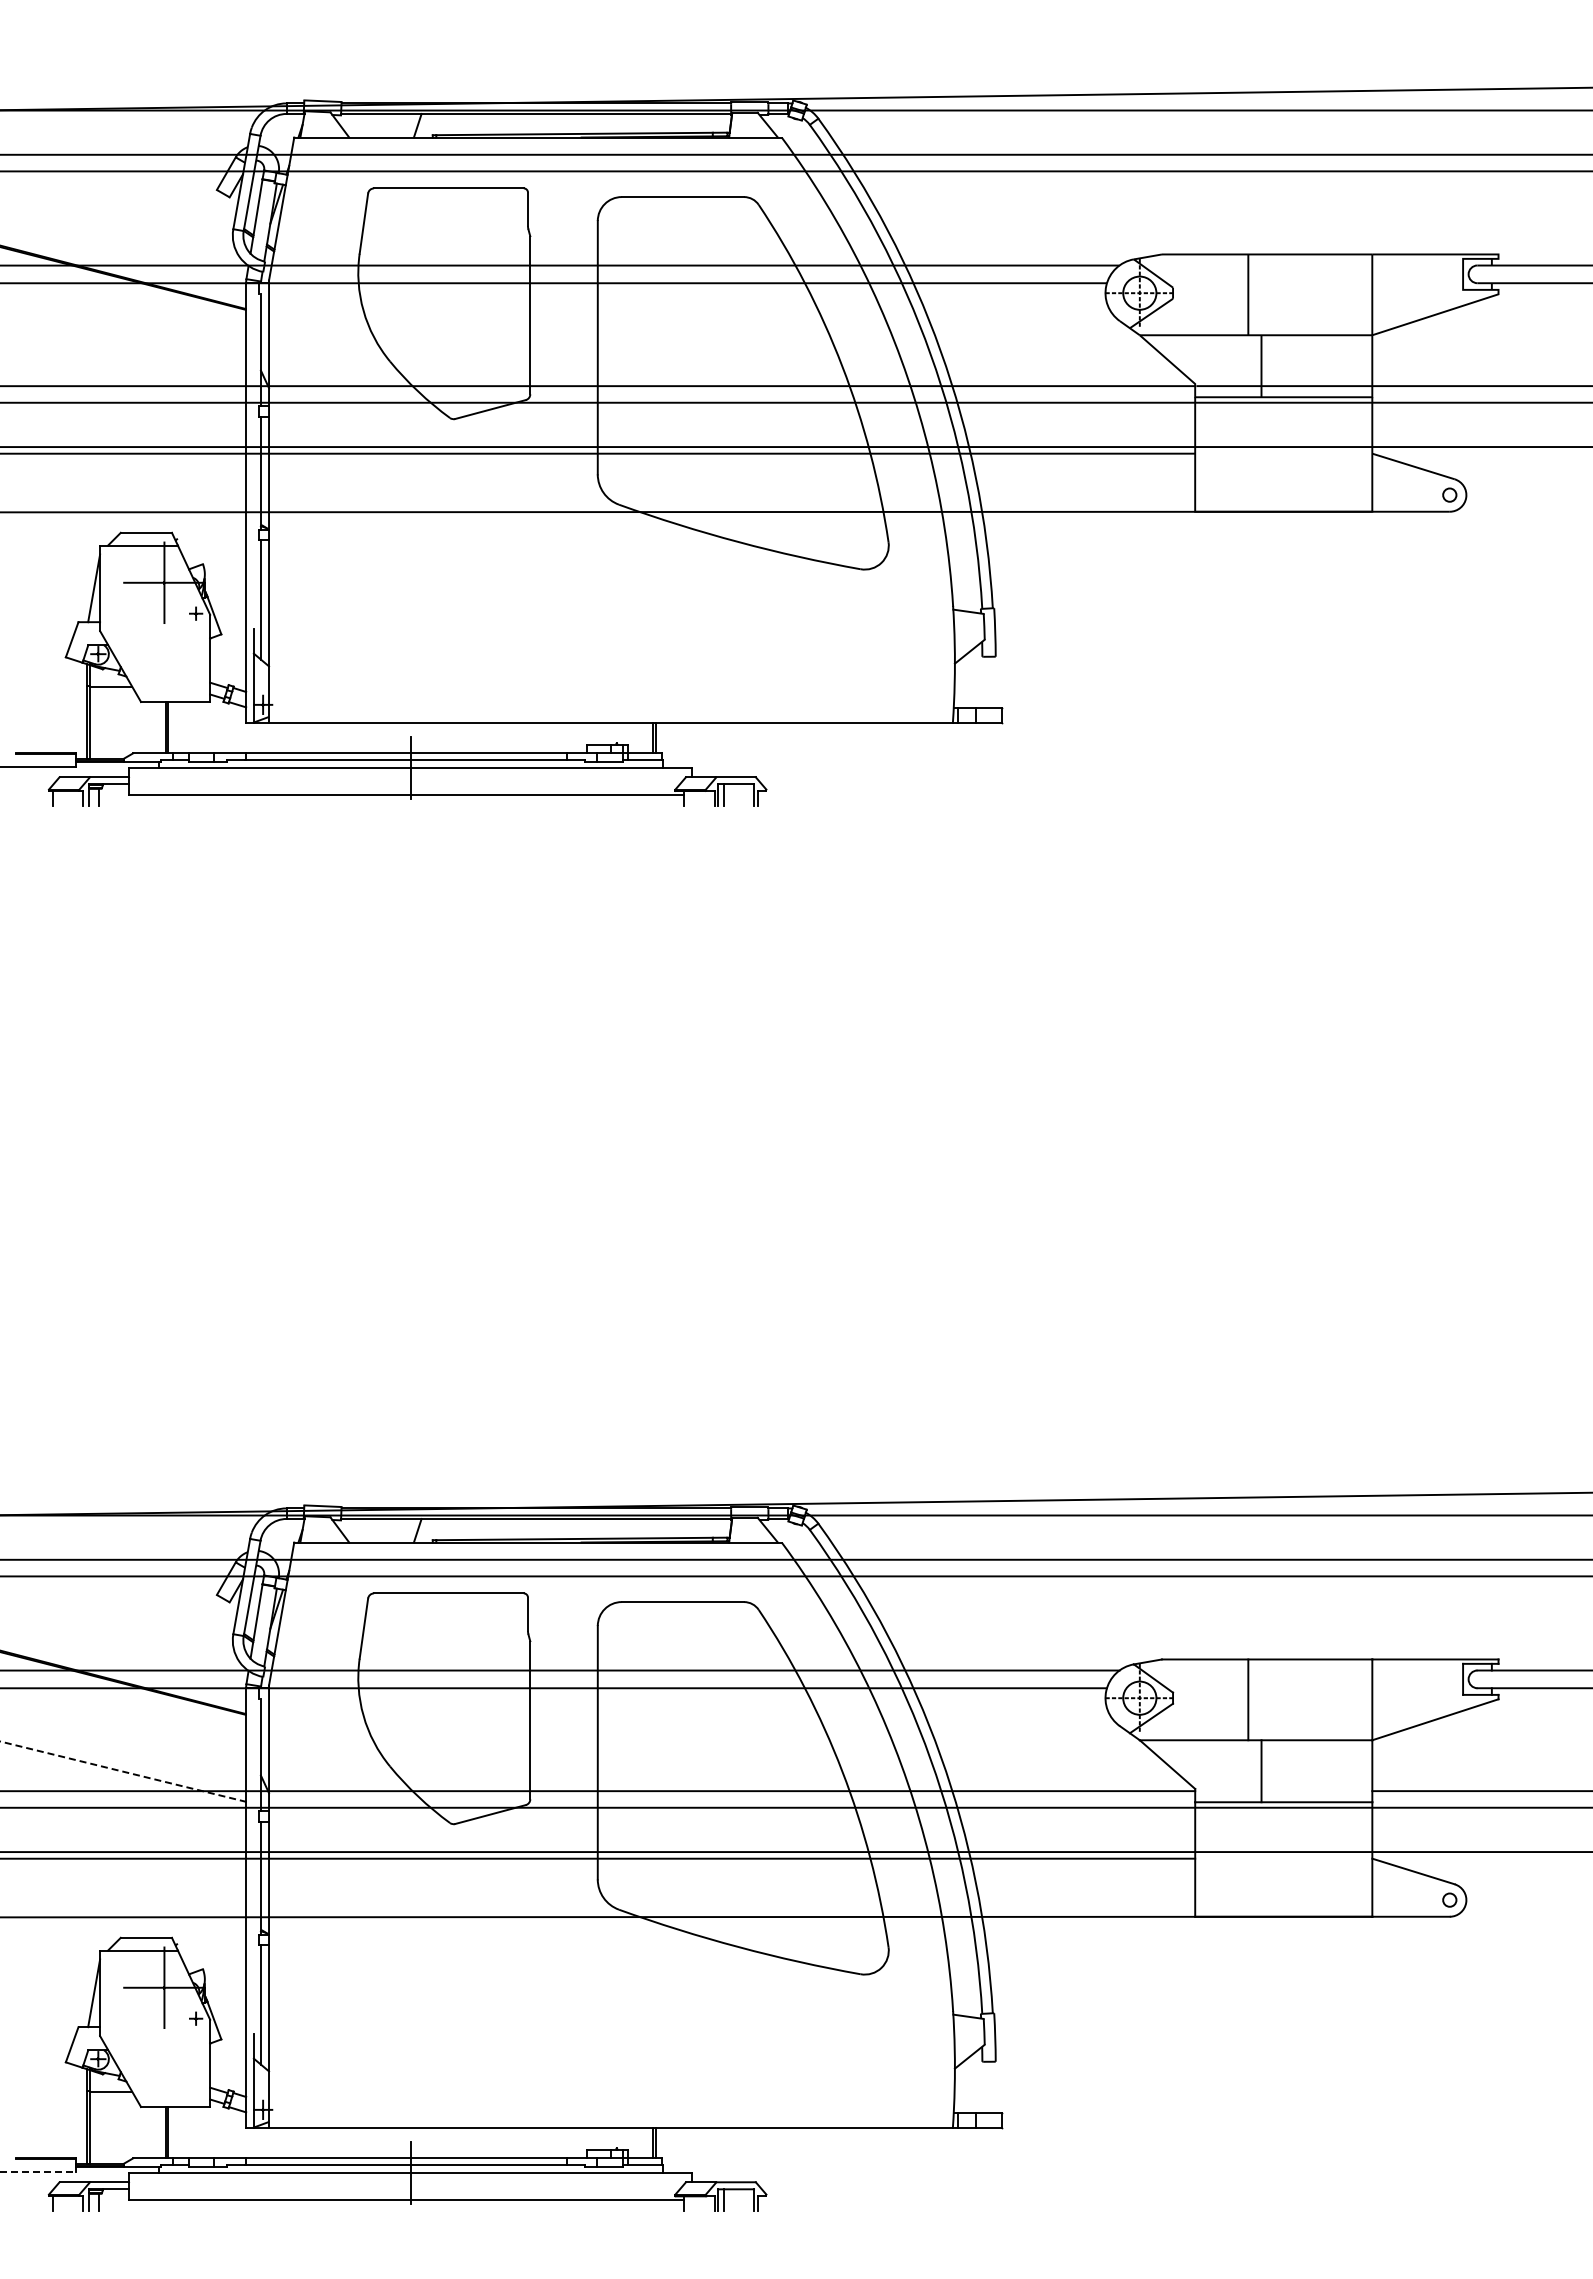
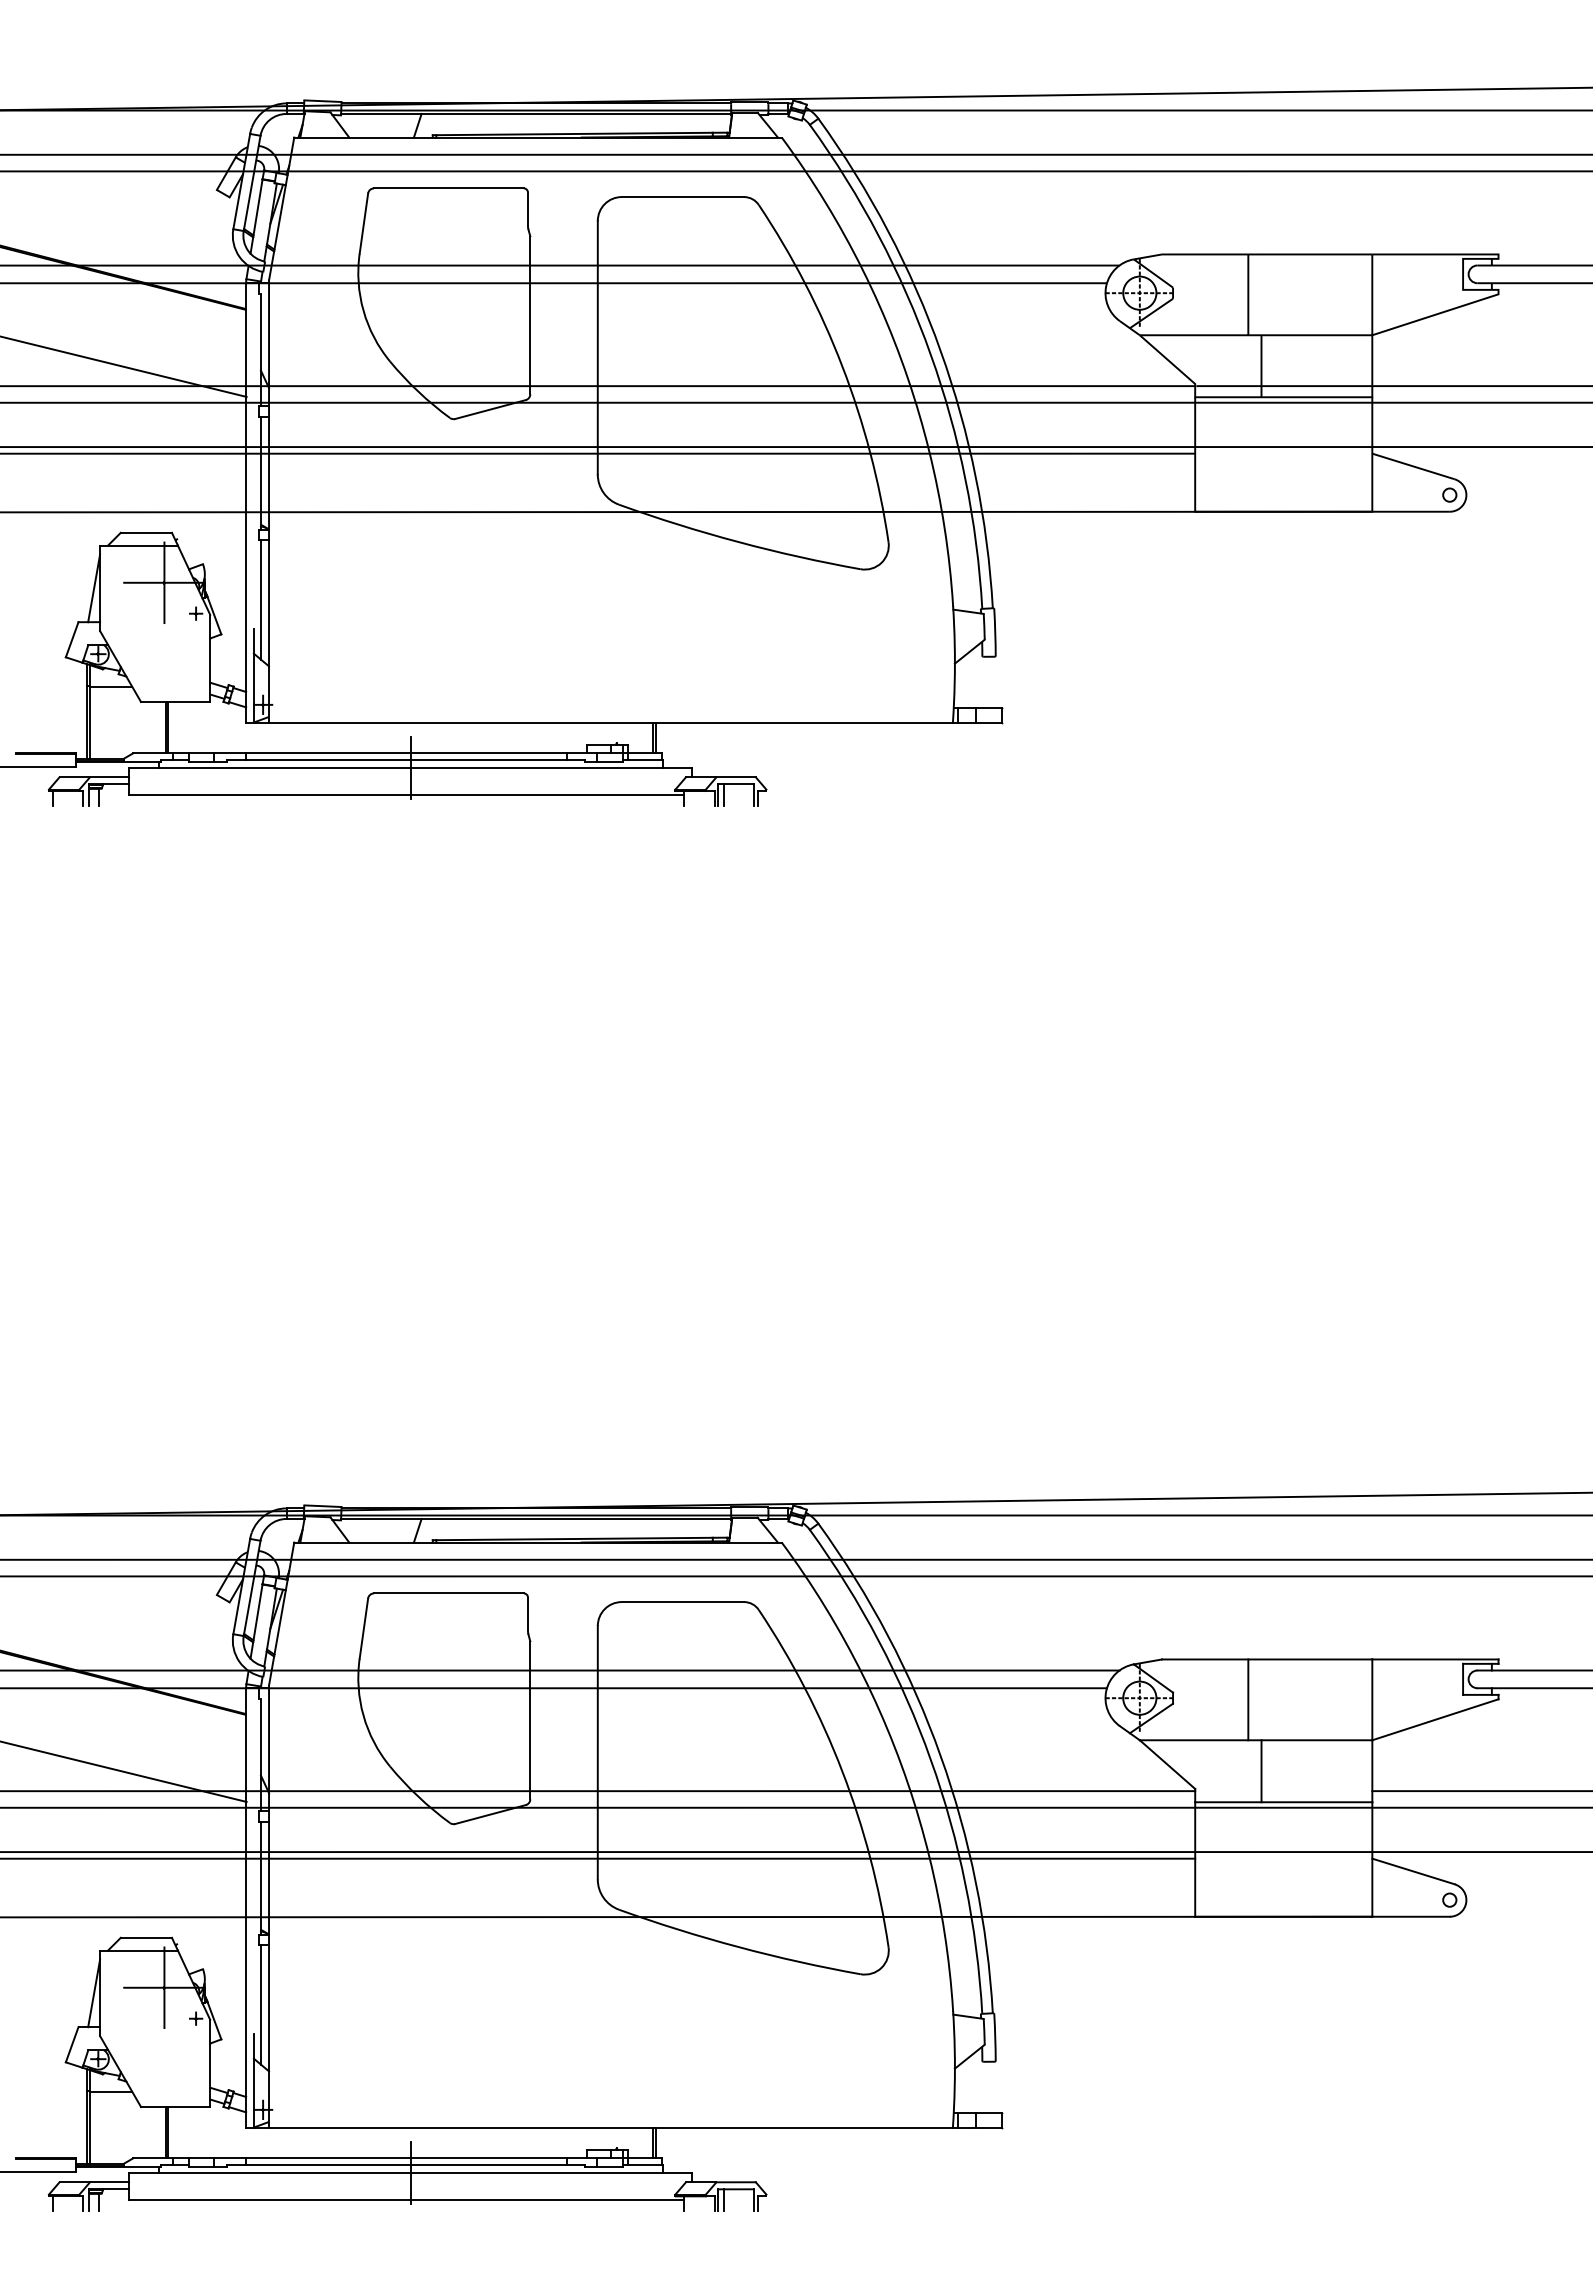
line: none -> present (124, 366)
line: dashed -> solid (123, 1771)
line: dashed -> solid (38, 2172)
